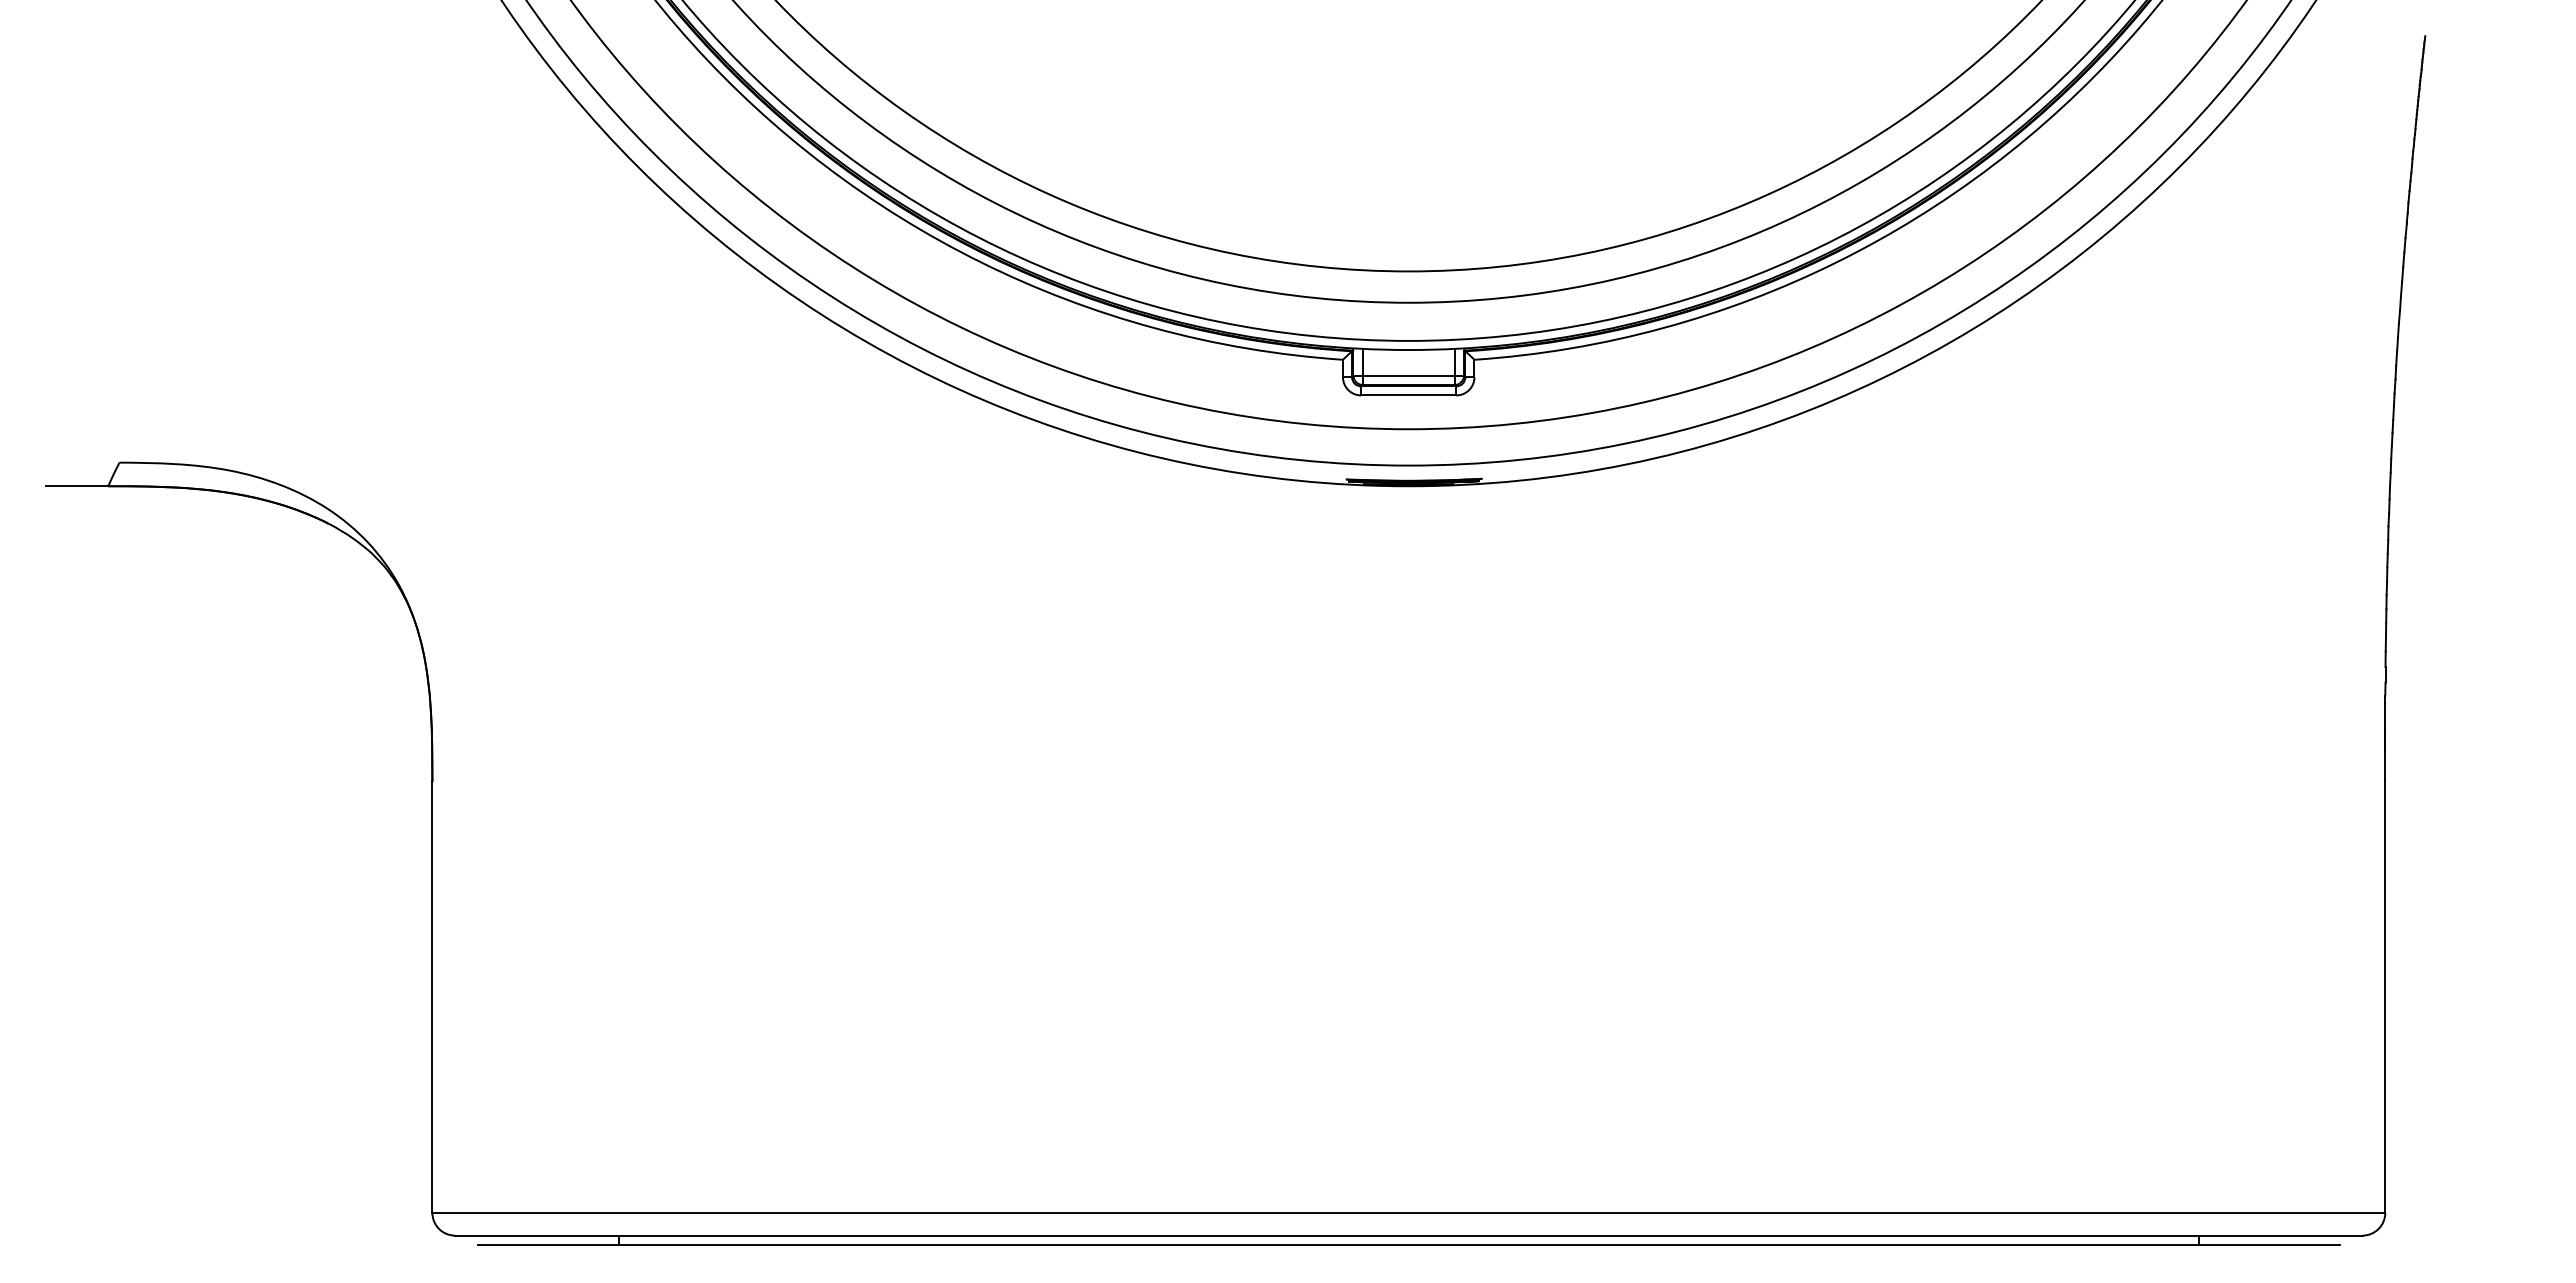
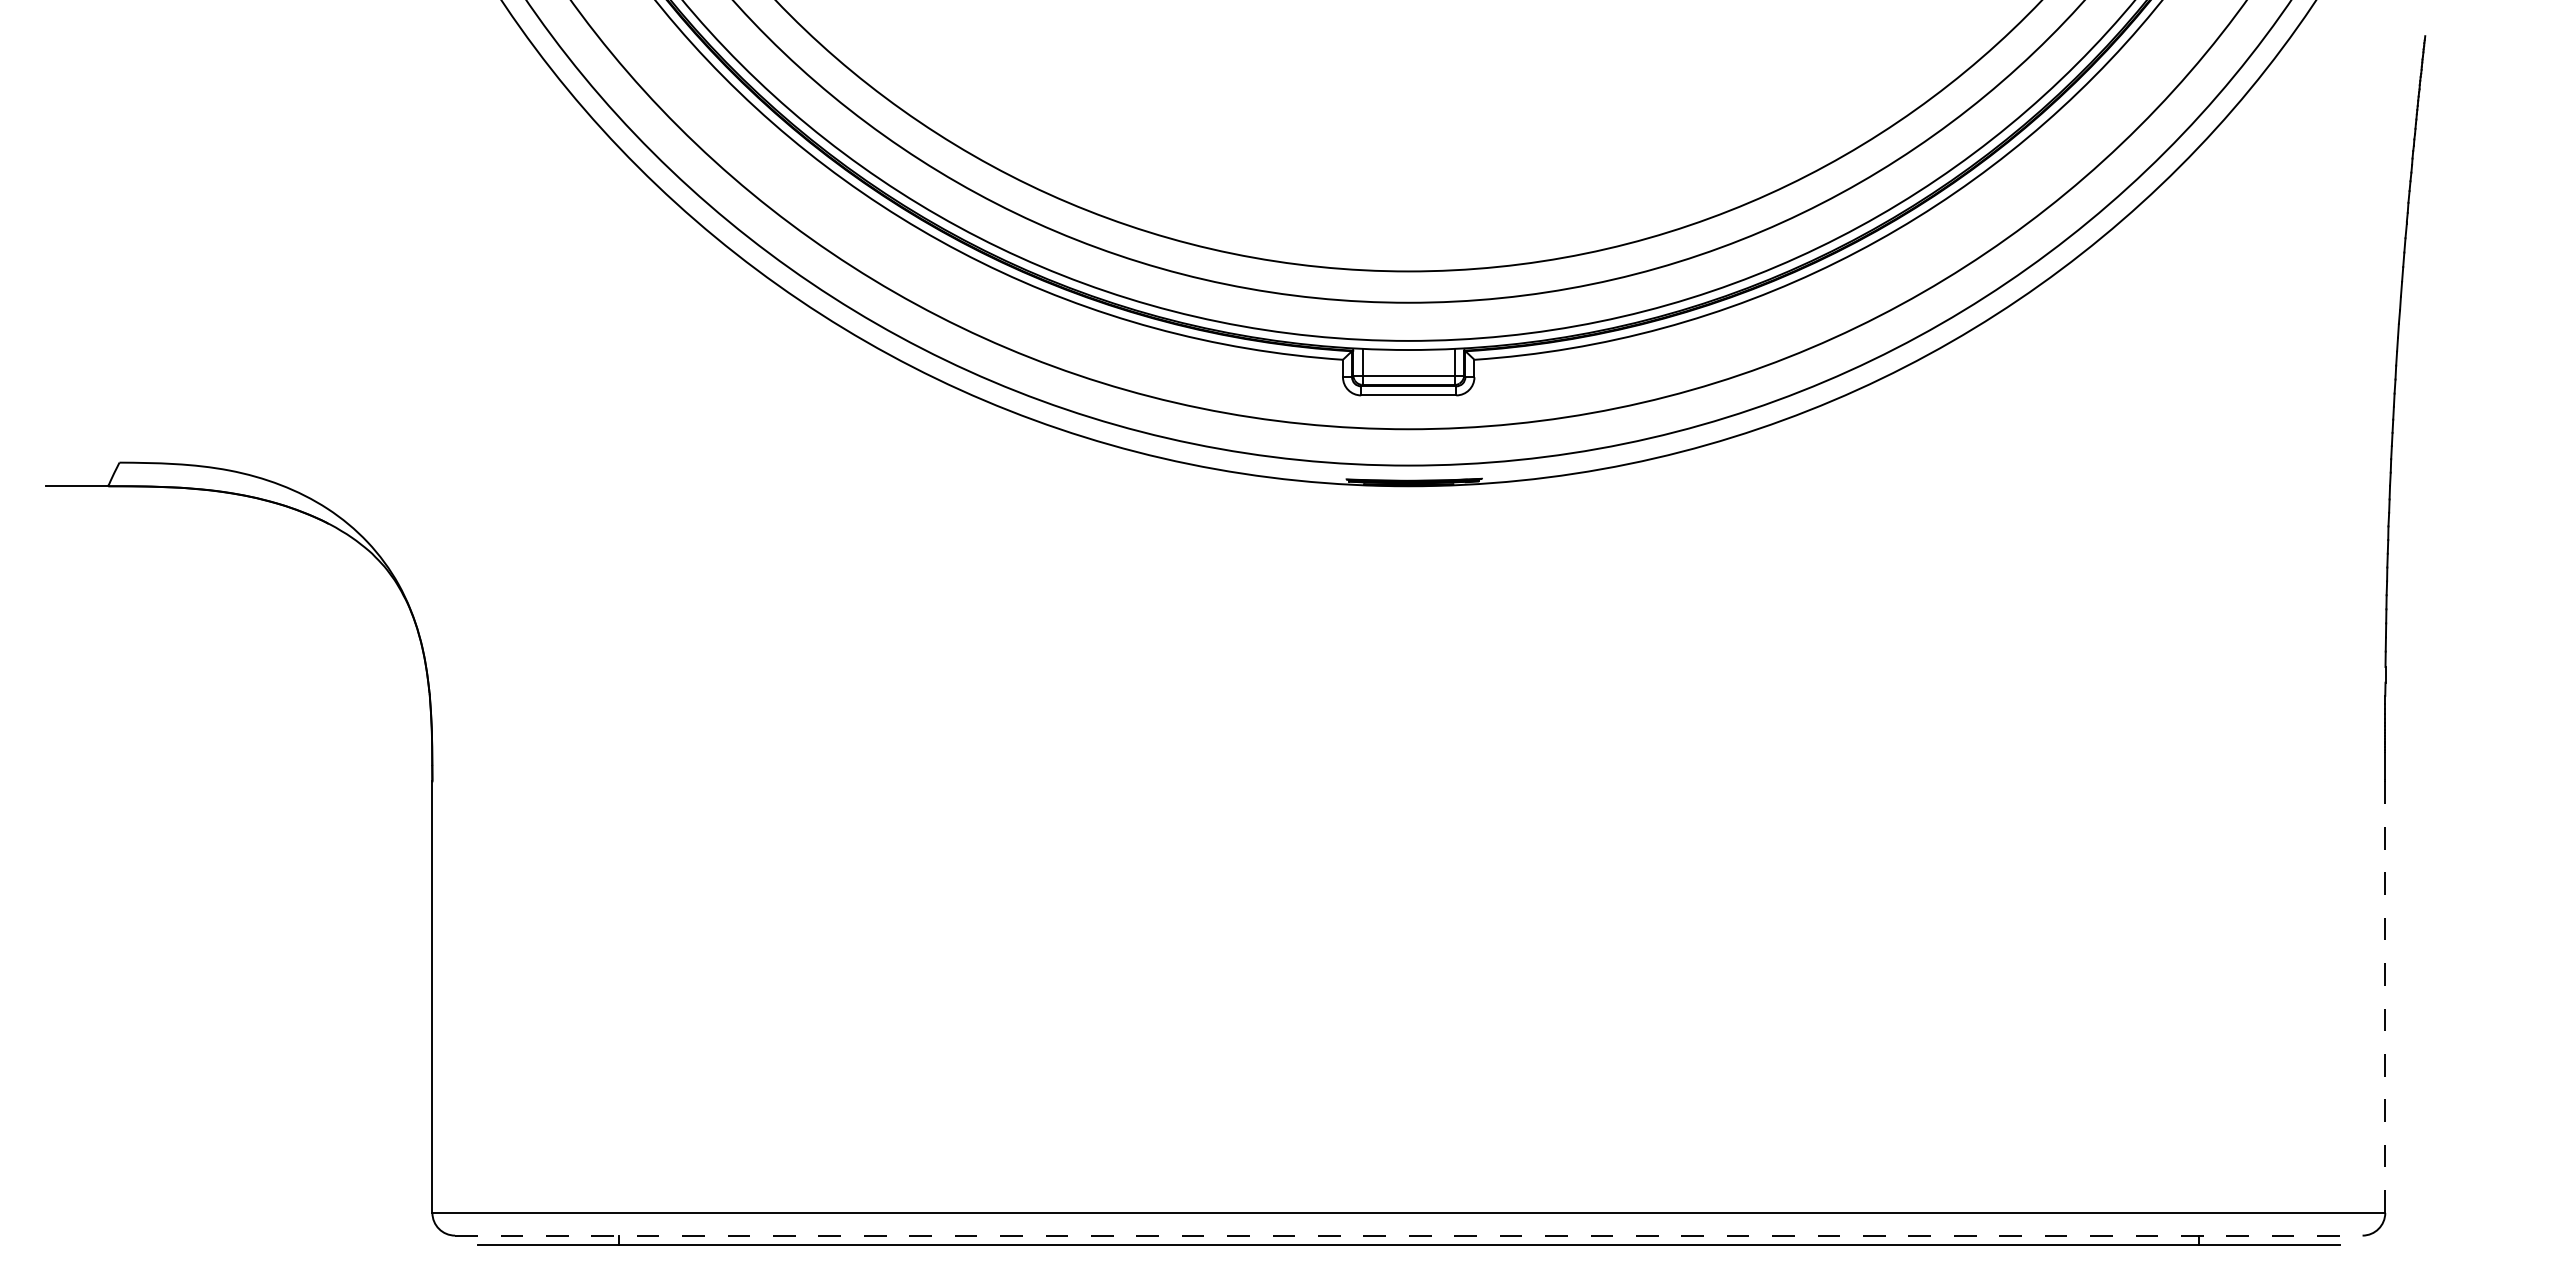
line: solid -> dashed (2385, 997)
line: solid -> dashed (1408, 1235)
